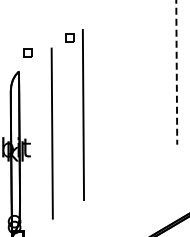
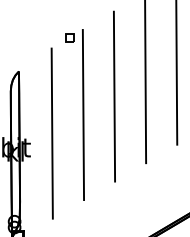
part: present -> none (27, 52)
line: dashed -> solid (176, 72)
line: none -> present (145, 82)
line: none -> present (114, 96)
